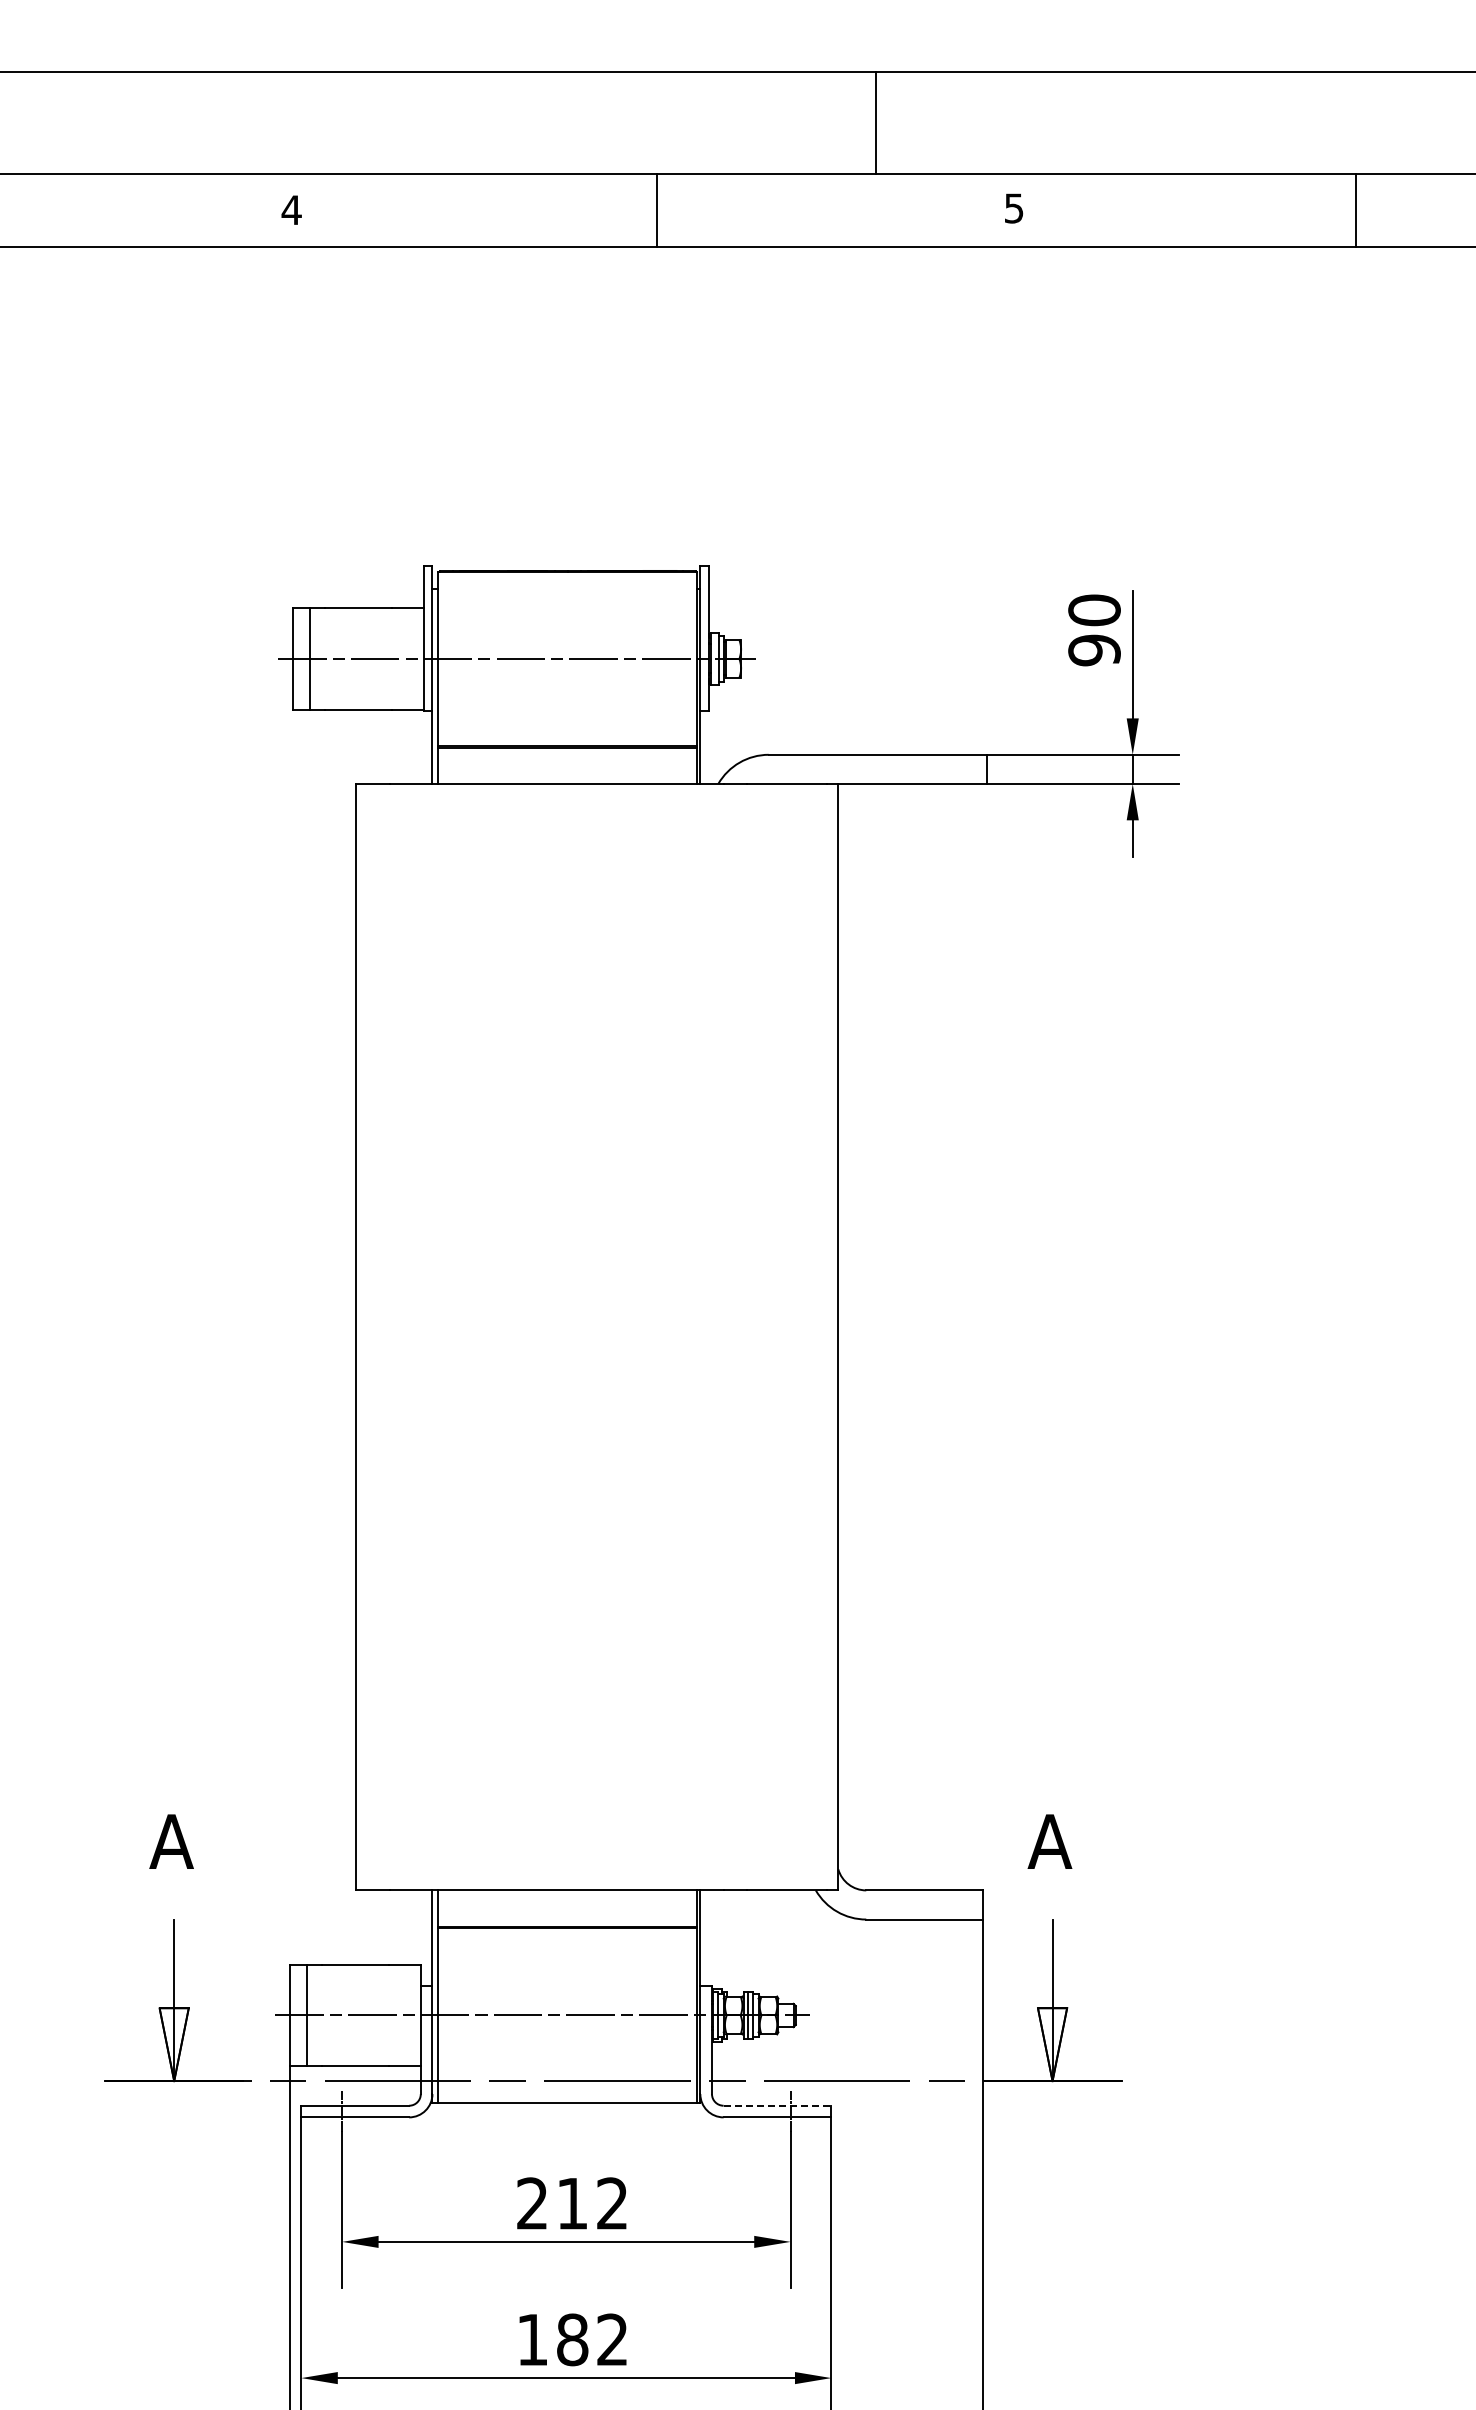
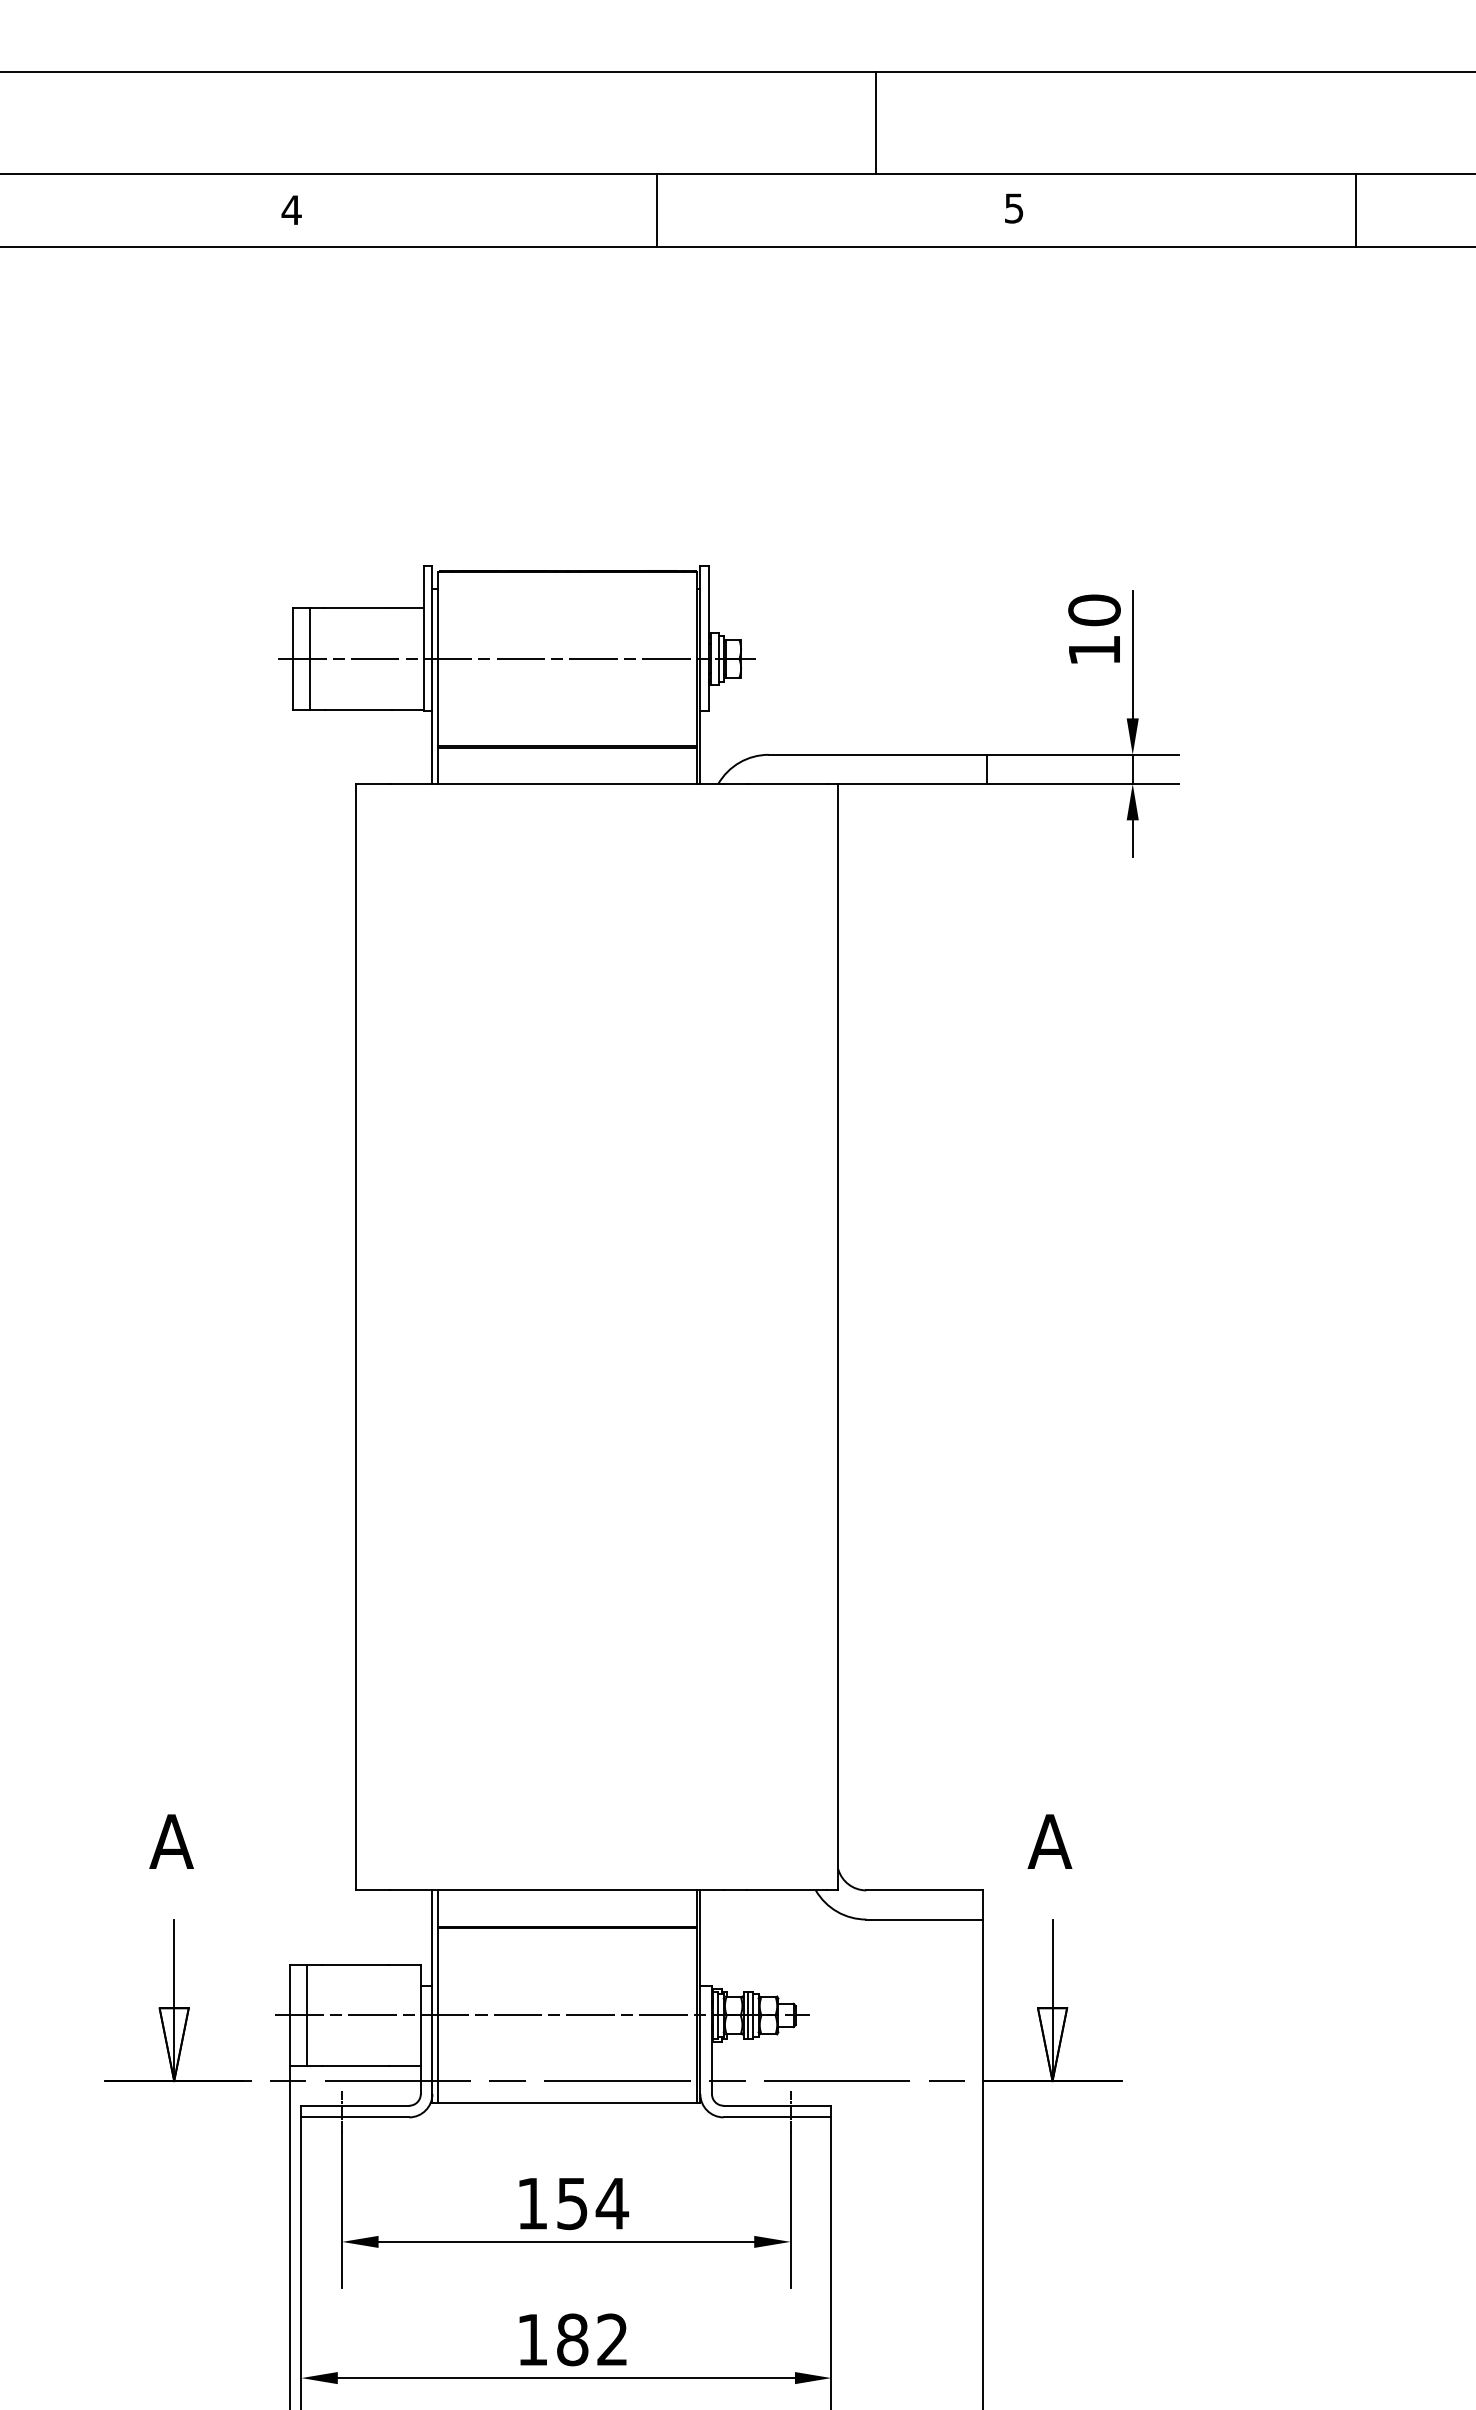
text: 90 -> 10 (1094, 650)
line: dashed -> solid (777, 2105)
text: 212 -> 154 (573, 2203)
